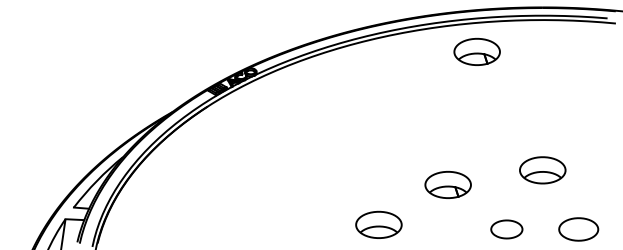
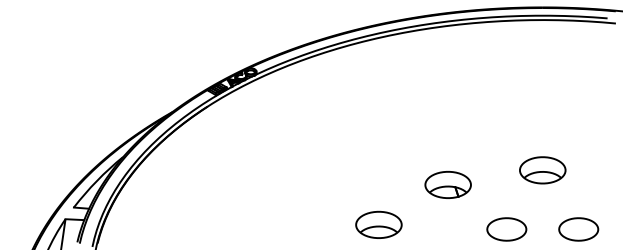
part: present -> none (476, 51)
part size: 34x21 px -> 42x25 px (506, 229)
